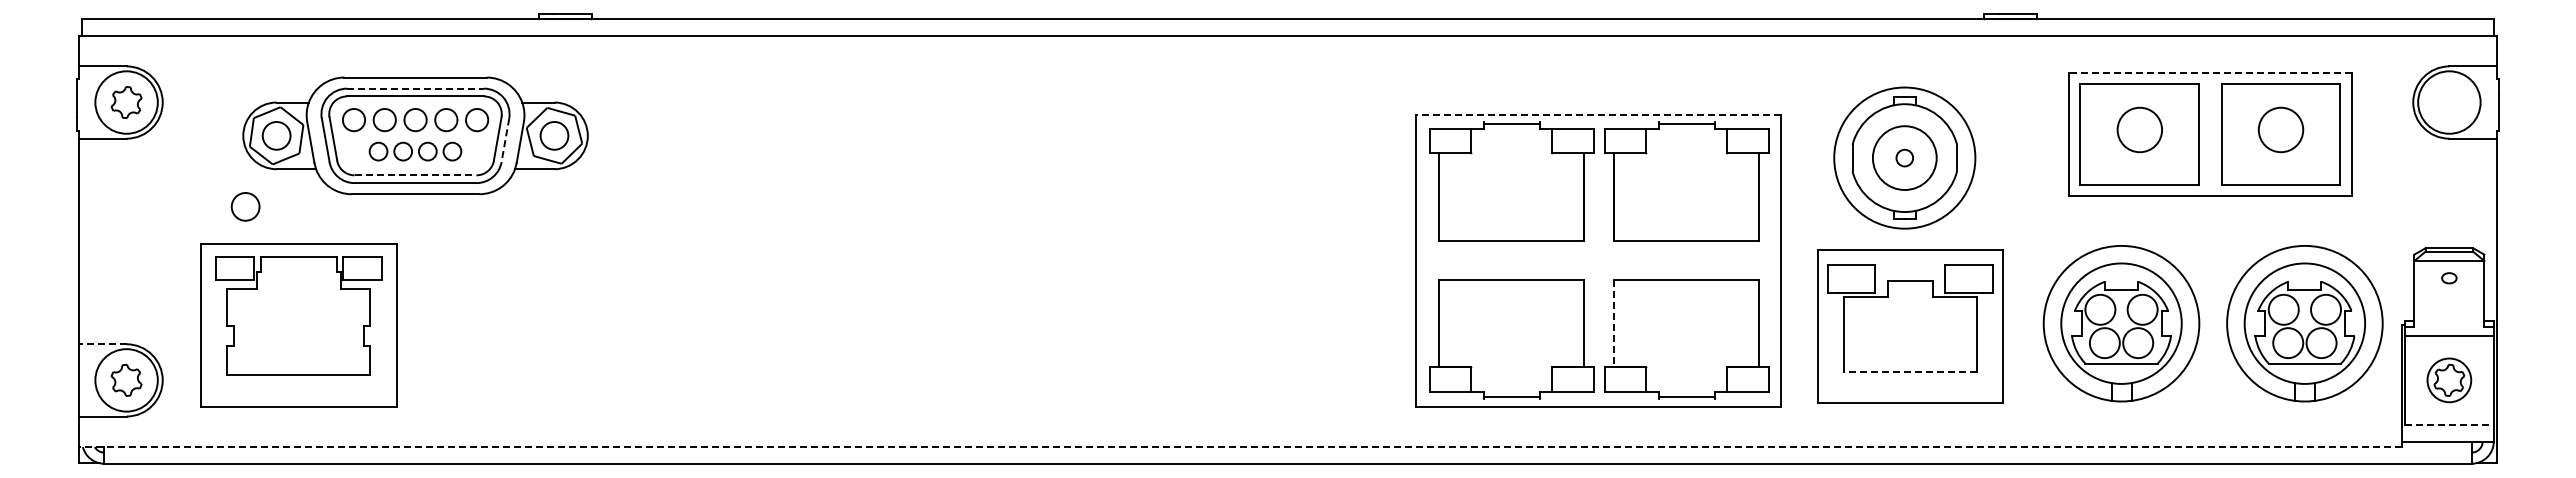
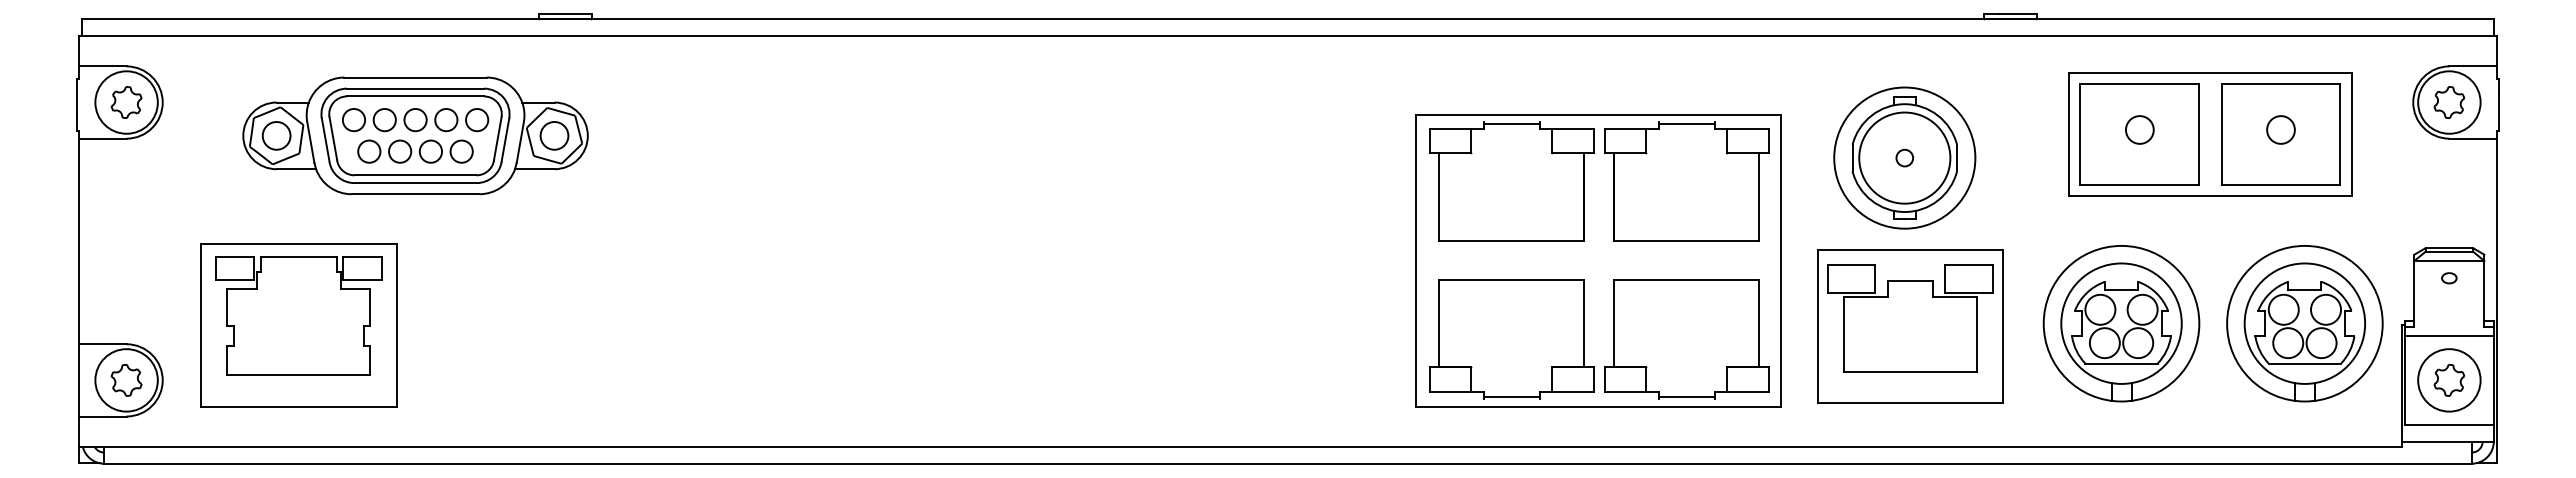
line: dashed -> solid (2209, 72)
line: dashed -> solid (415, 88)
part: none -> present (2449, 102)
line: dashed -> solid (1598, 114)
circle diameter: 44 px -> 28 px (2139, 129)
circle diameter: 44 px -> 28 px (2280, 129)
line: dashed -> solid (505, 140)
part size: 95x21 px -> 117x25 px (415, 151)
circle diameter: 64 px -> 91 px (1904, 157)
line: dashed -> solid (415, 175)
circle: present -> none (245, 206)
line: dashed -> solid (1614, 323)
line: dashed -> solid (103, 344)
line: dashed -> solid (1909, 371)
circle diameter: 44 px -> 62 px (2449, 380)
line: dashed -> solid (2449, 424)
line: dashed -> solid (1240, 447)
